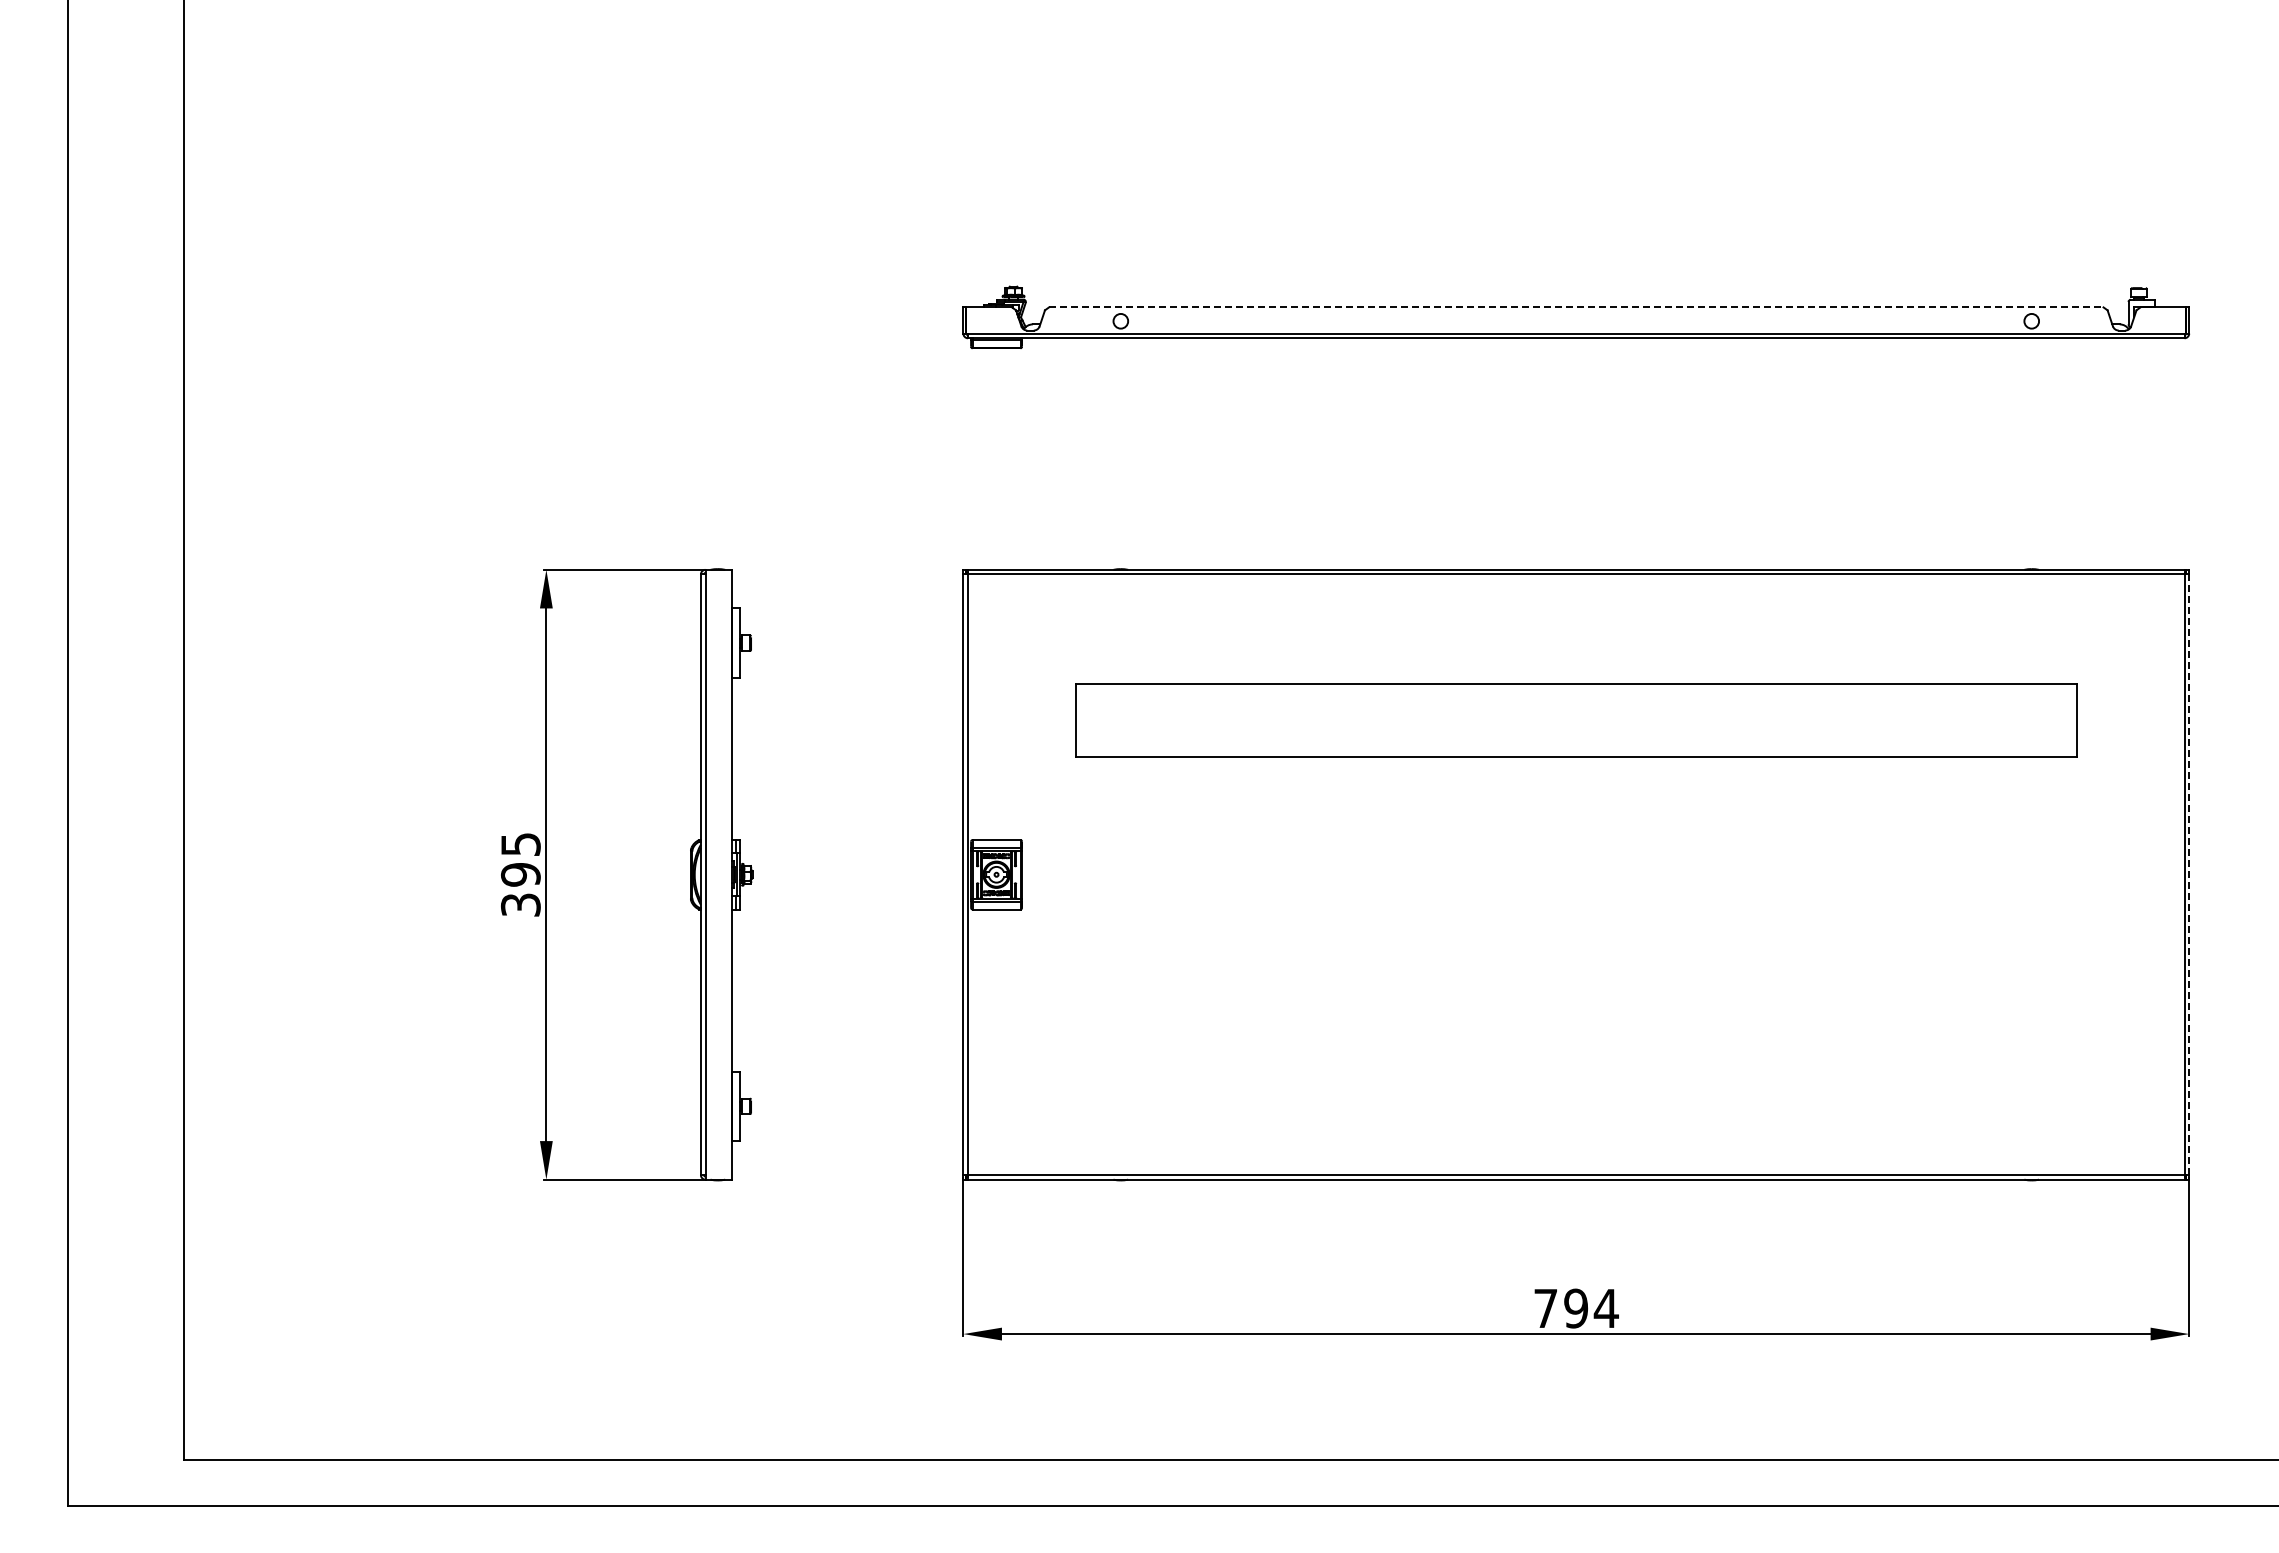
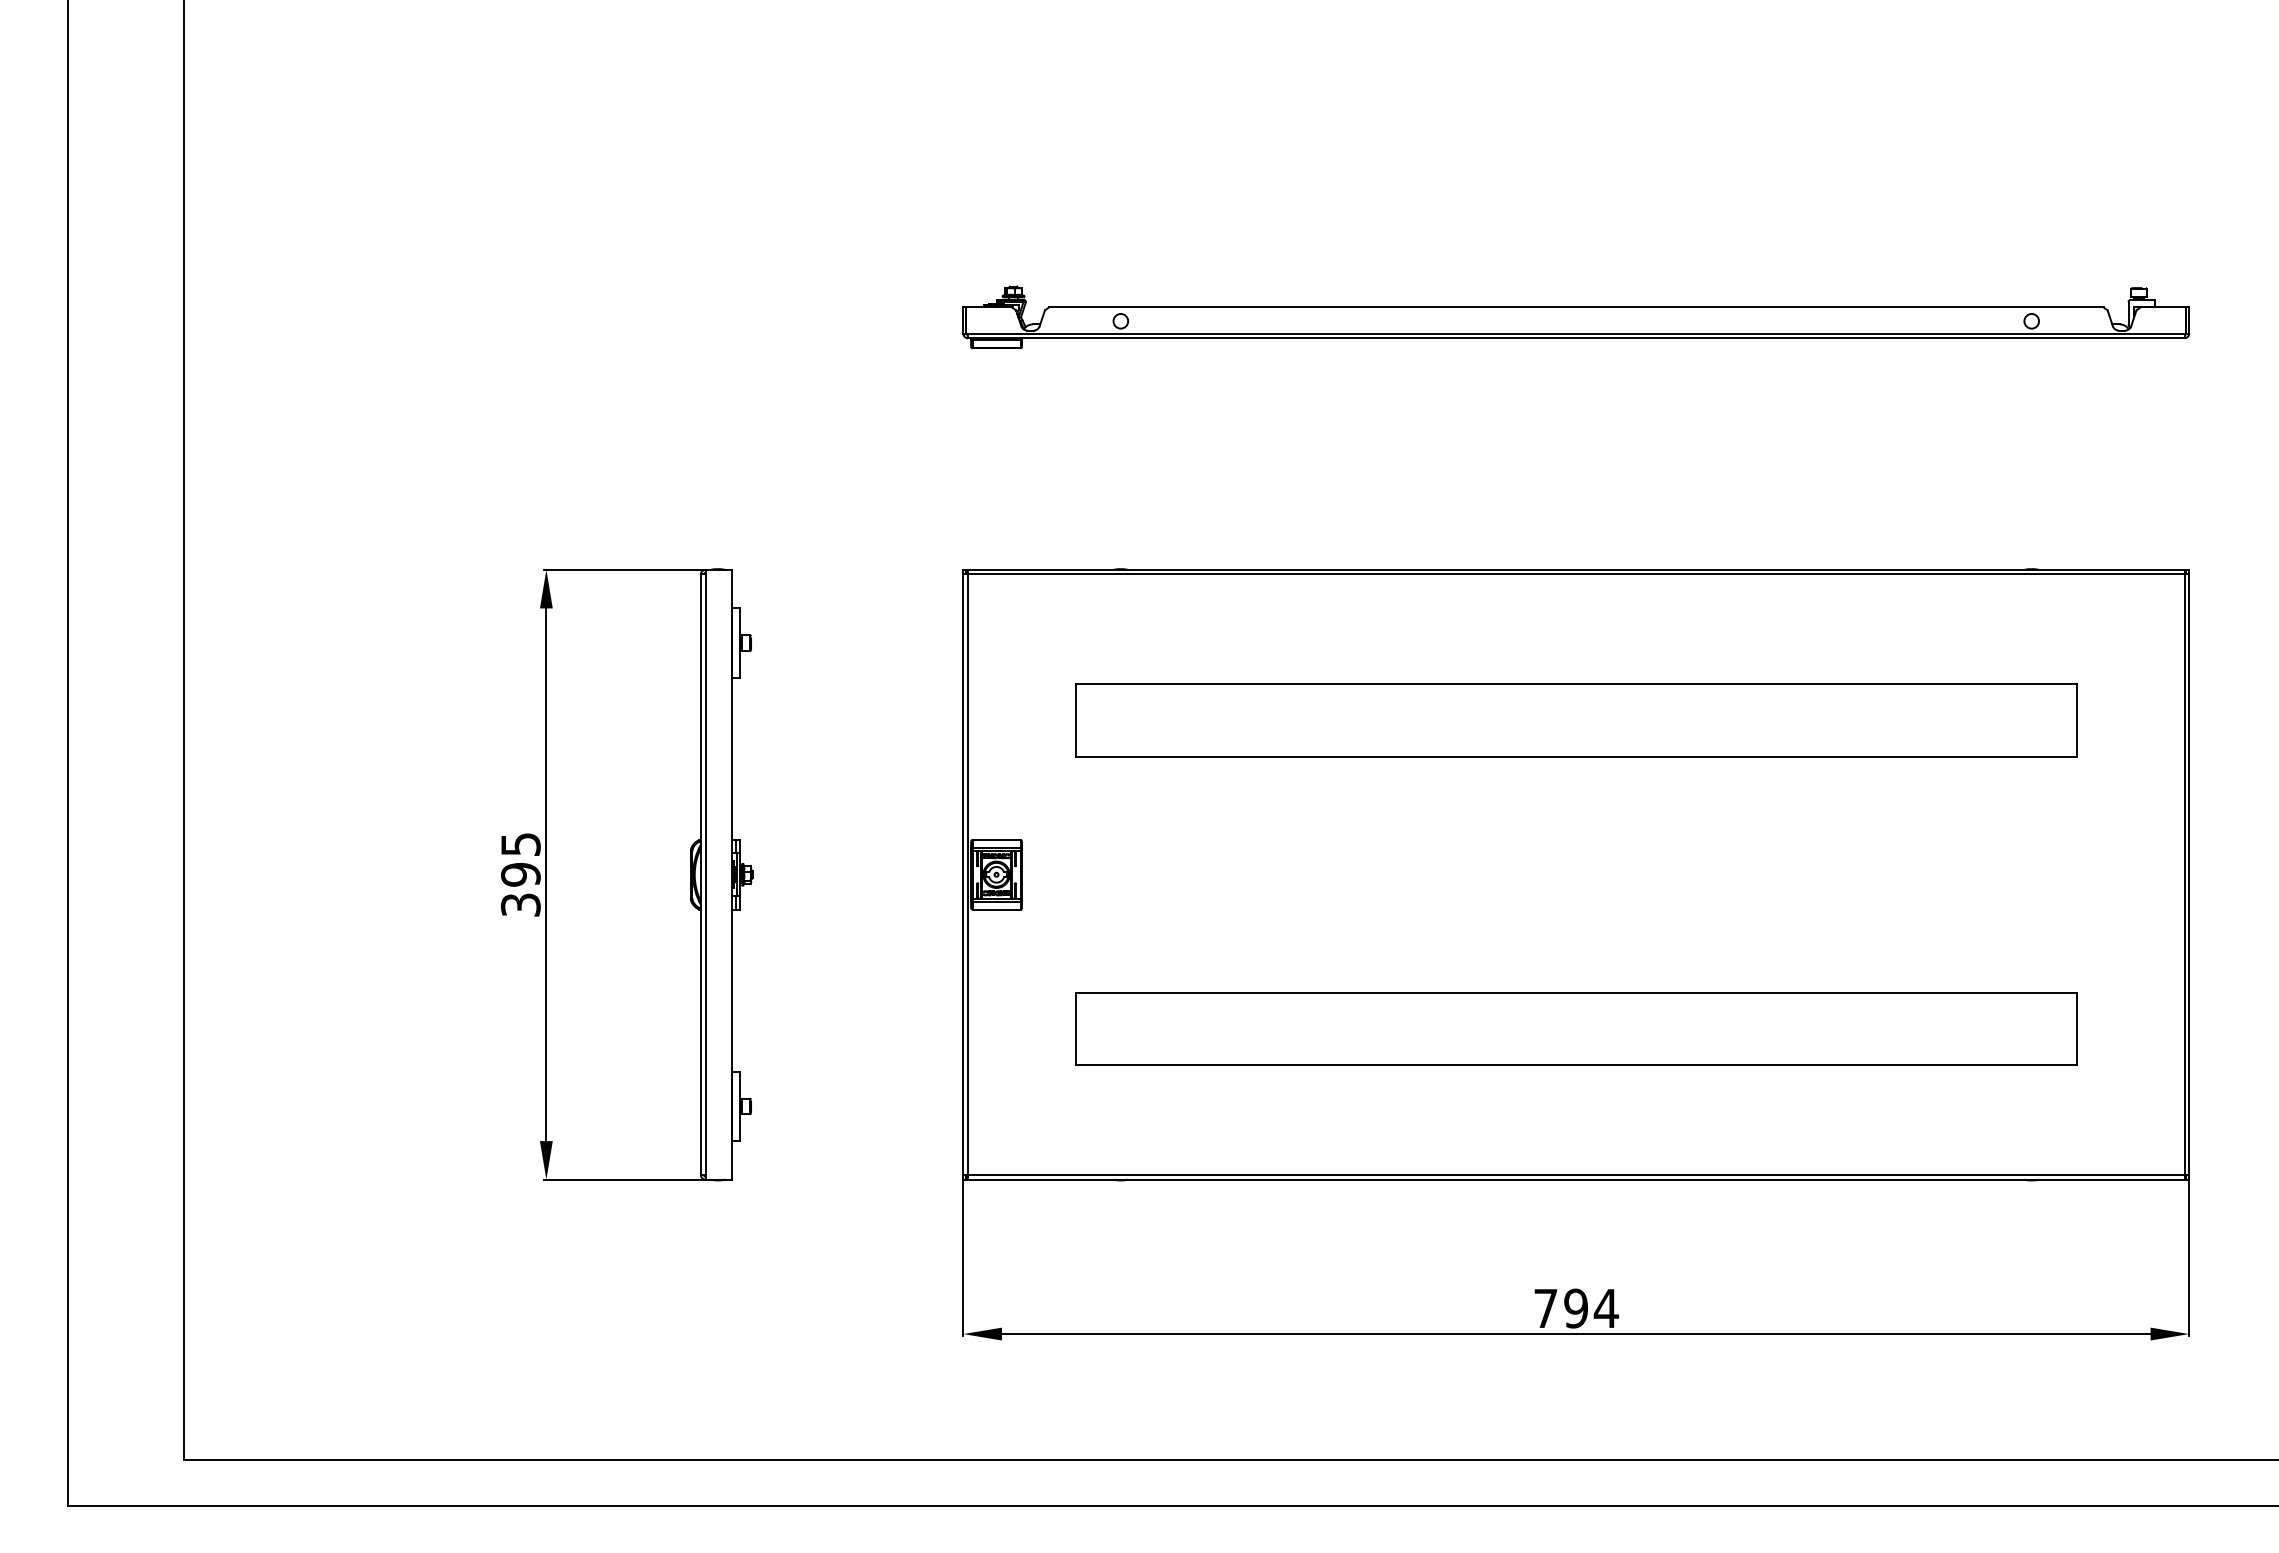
line: dashed -> solid (1576, 307)
line: dashed -> solid (2189, 874)
part: none -> present (1576, 1028)
